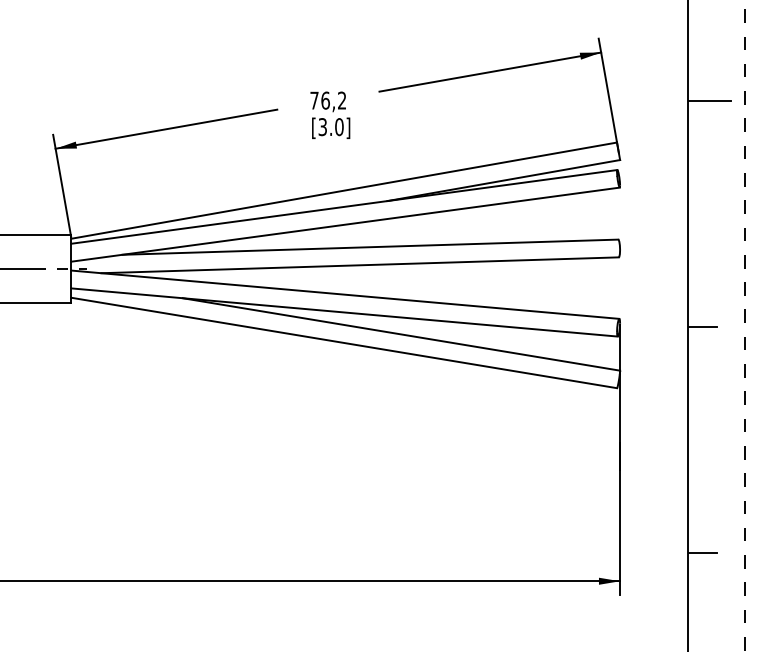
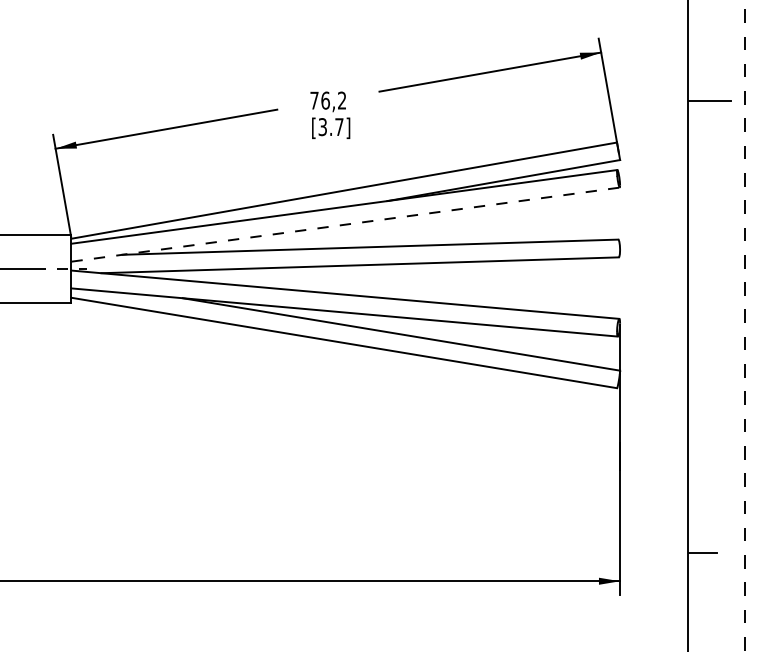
text: [3.0] -> [3.7] (339, 127)
line: solid -> dashed (345, 224)
line: present -> none (702, 326)
